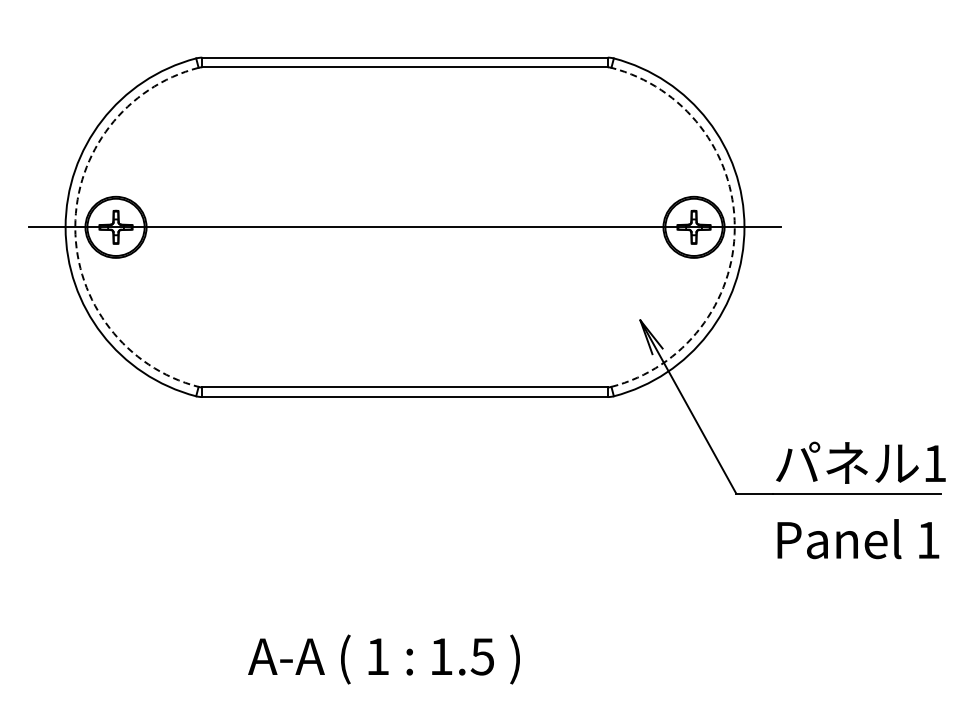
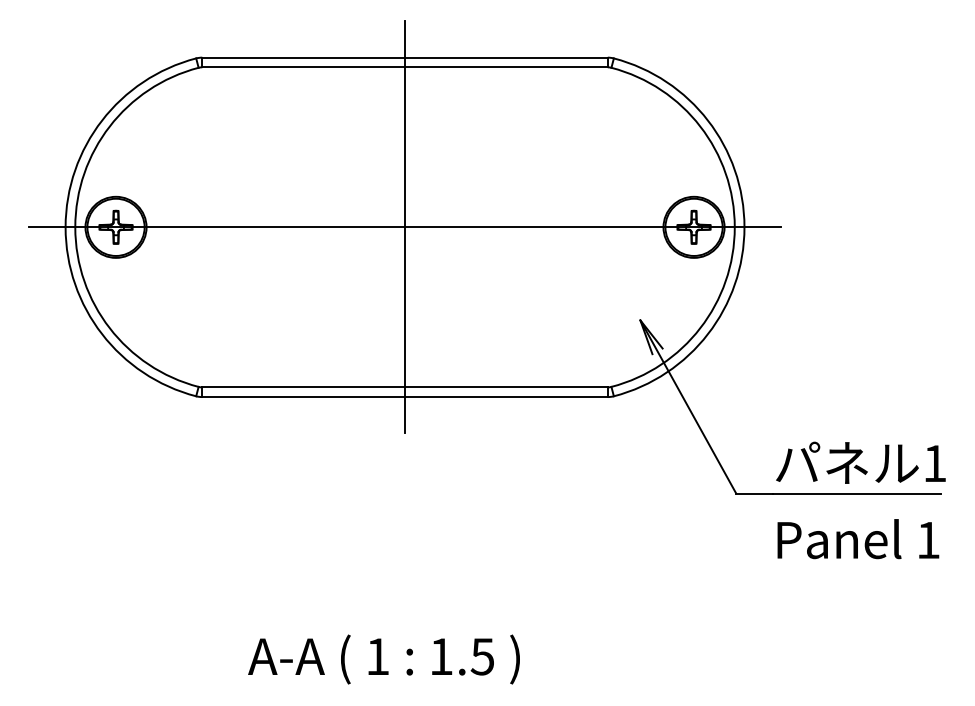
arc: dashed -> solid (75, 227)
line: none -> present (405, 227)
arc: dashed -> solid (734, 227)
